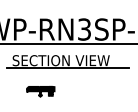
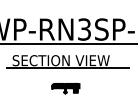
part position: (40, 91) -> (65, 88) (65, 88)
